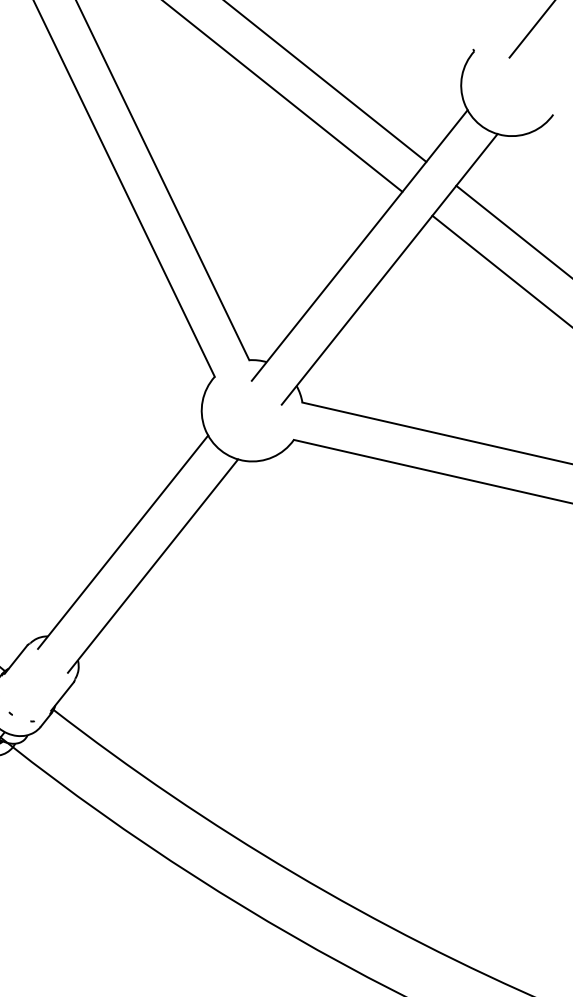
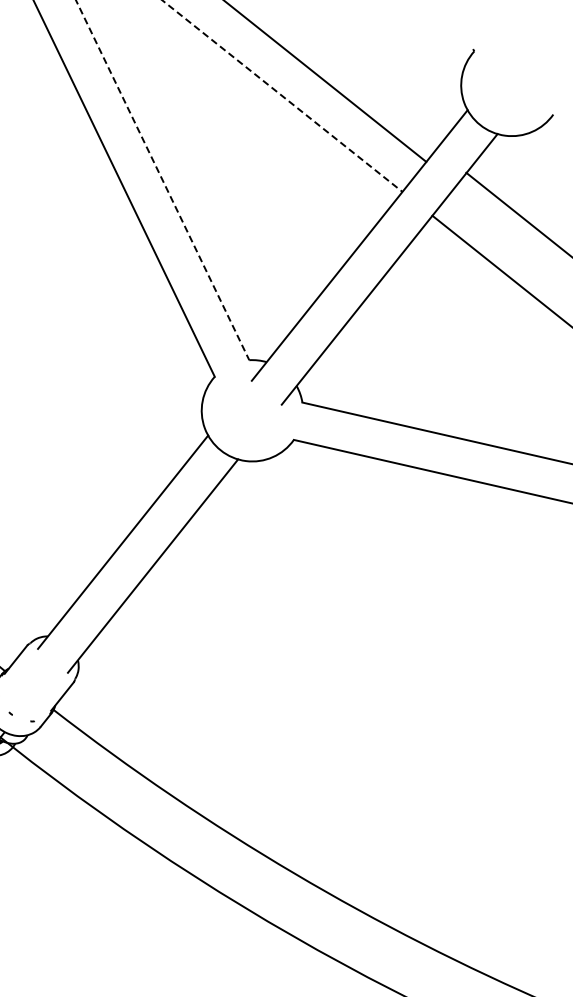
line: present -> none (531, 29)
line: solid -> dashed (282, 96)
line: solid -> dashed (162, 180)
line position: (512, 230) -> (517, 213) (517, 213)
